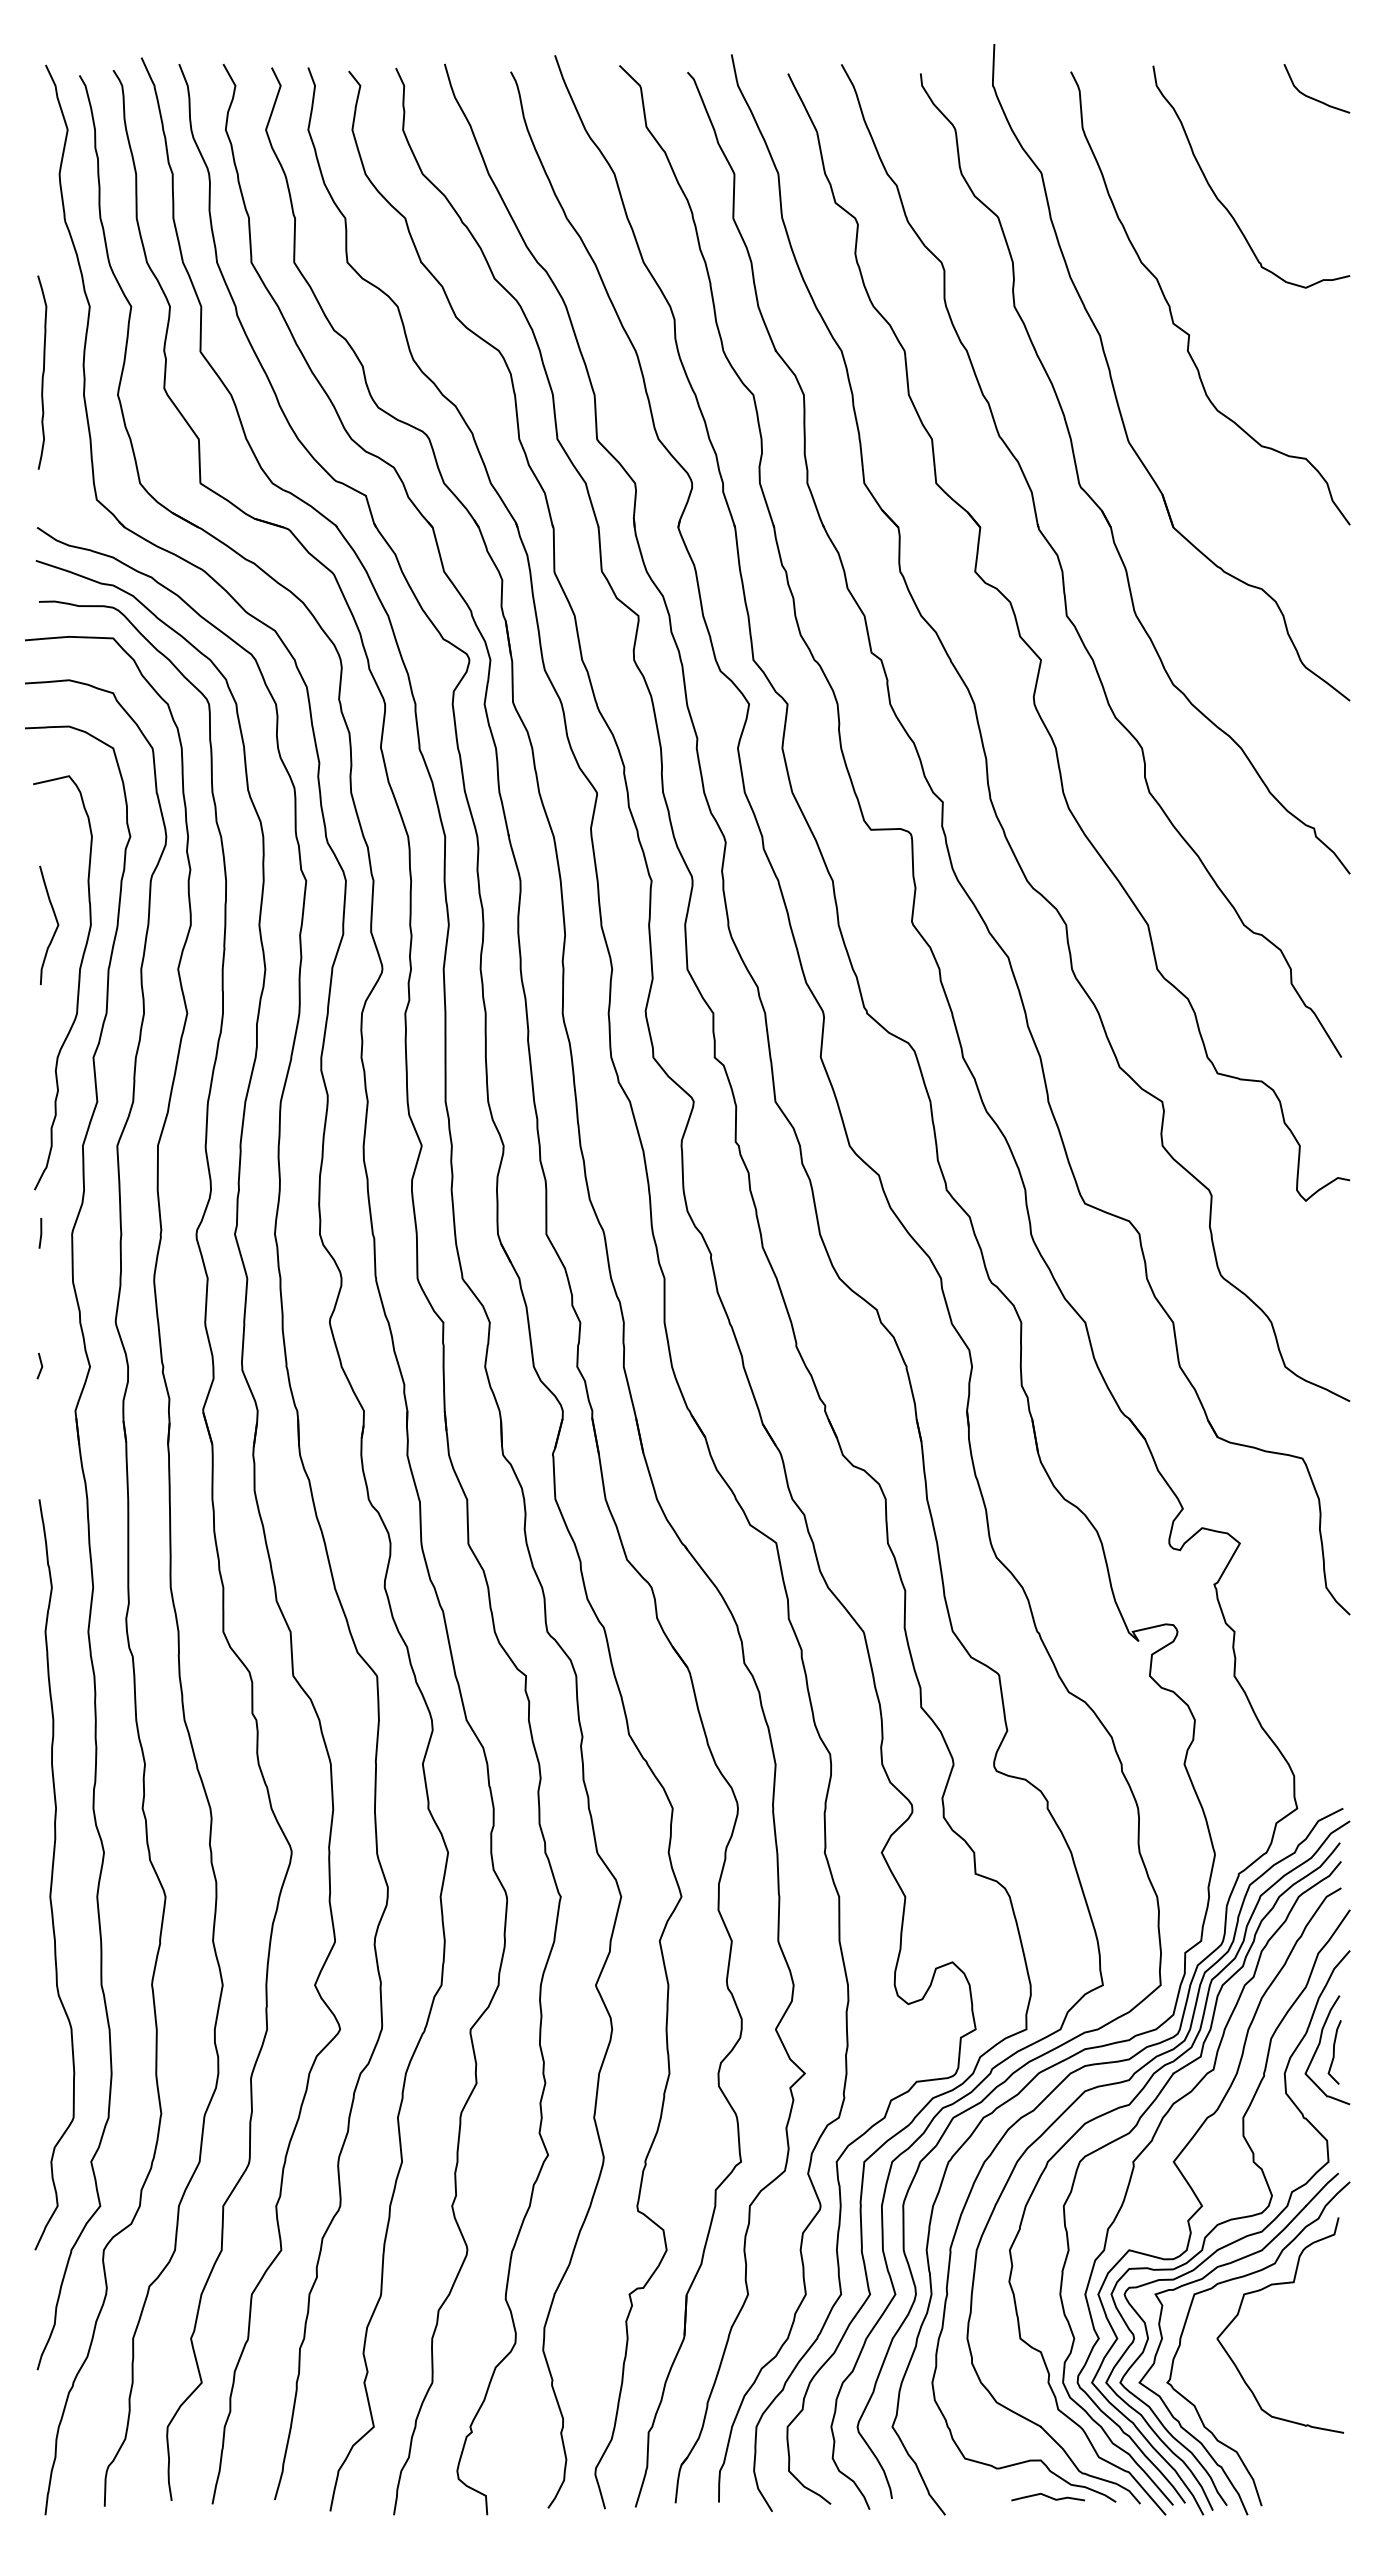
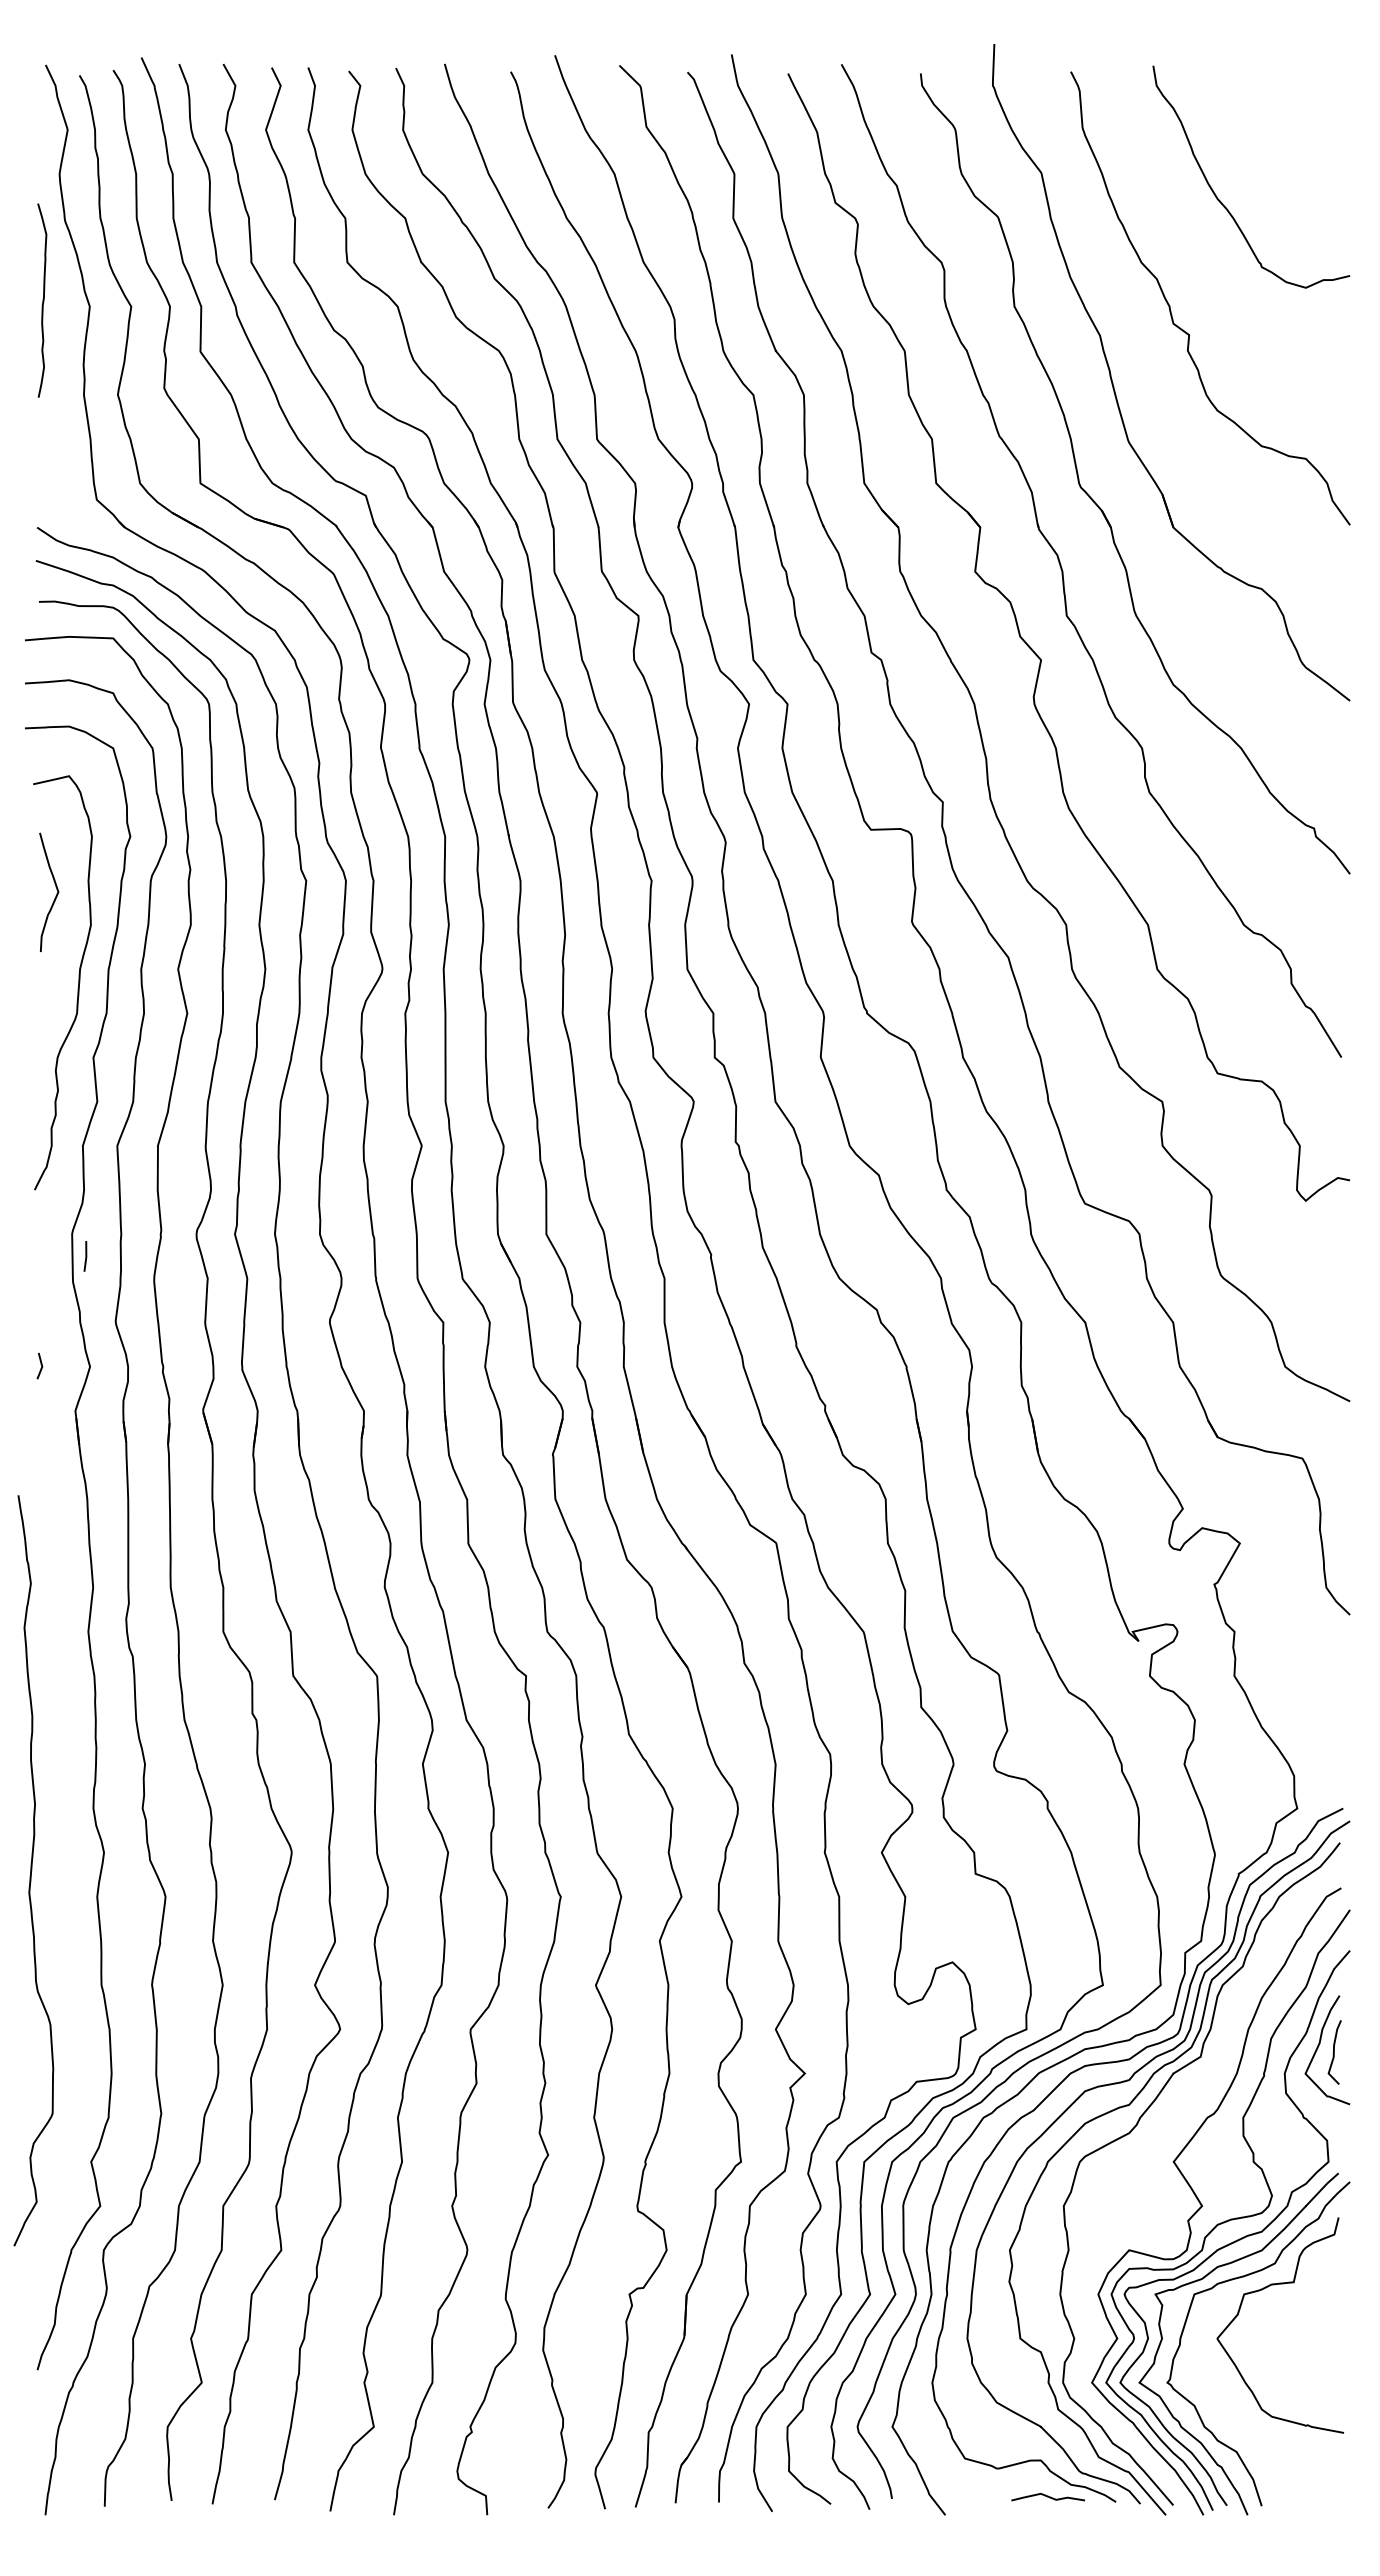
curve: present -> none (1312, 97)
curve position: (42, 372) -> (42, 300) (42, 300)
curve position: (55, 920) -> (55, 887) (55, 887)
line position: (40, 1233) -> (85, 1256) (85, 1256)
curve position: (53, 1874) -> (32, 1870) (32, 1870)
curve: present -> none (1152, 2141)
